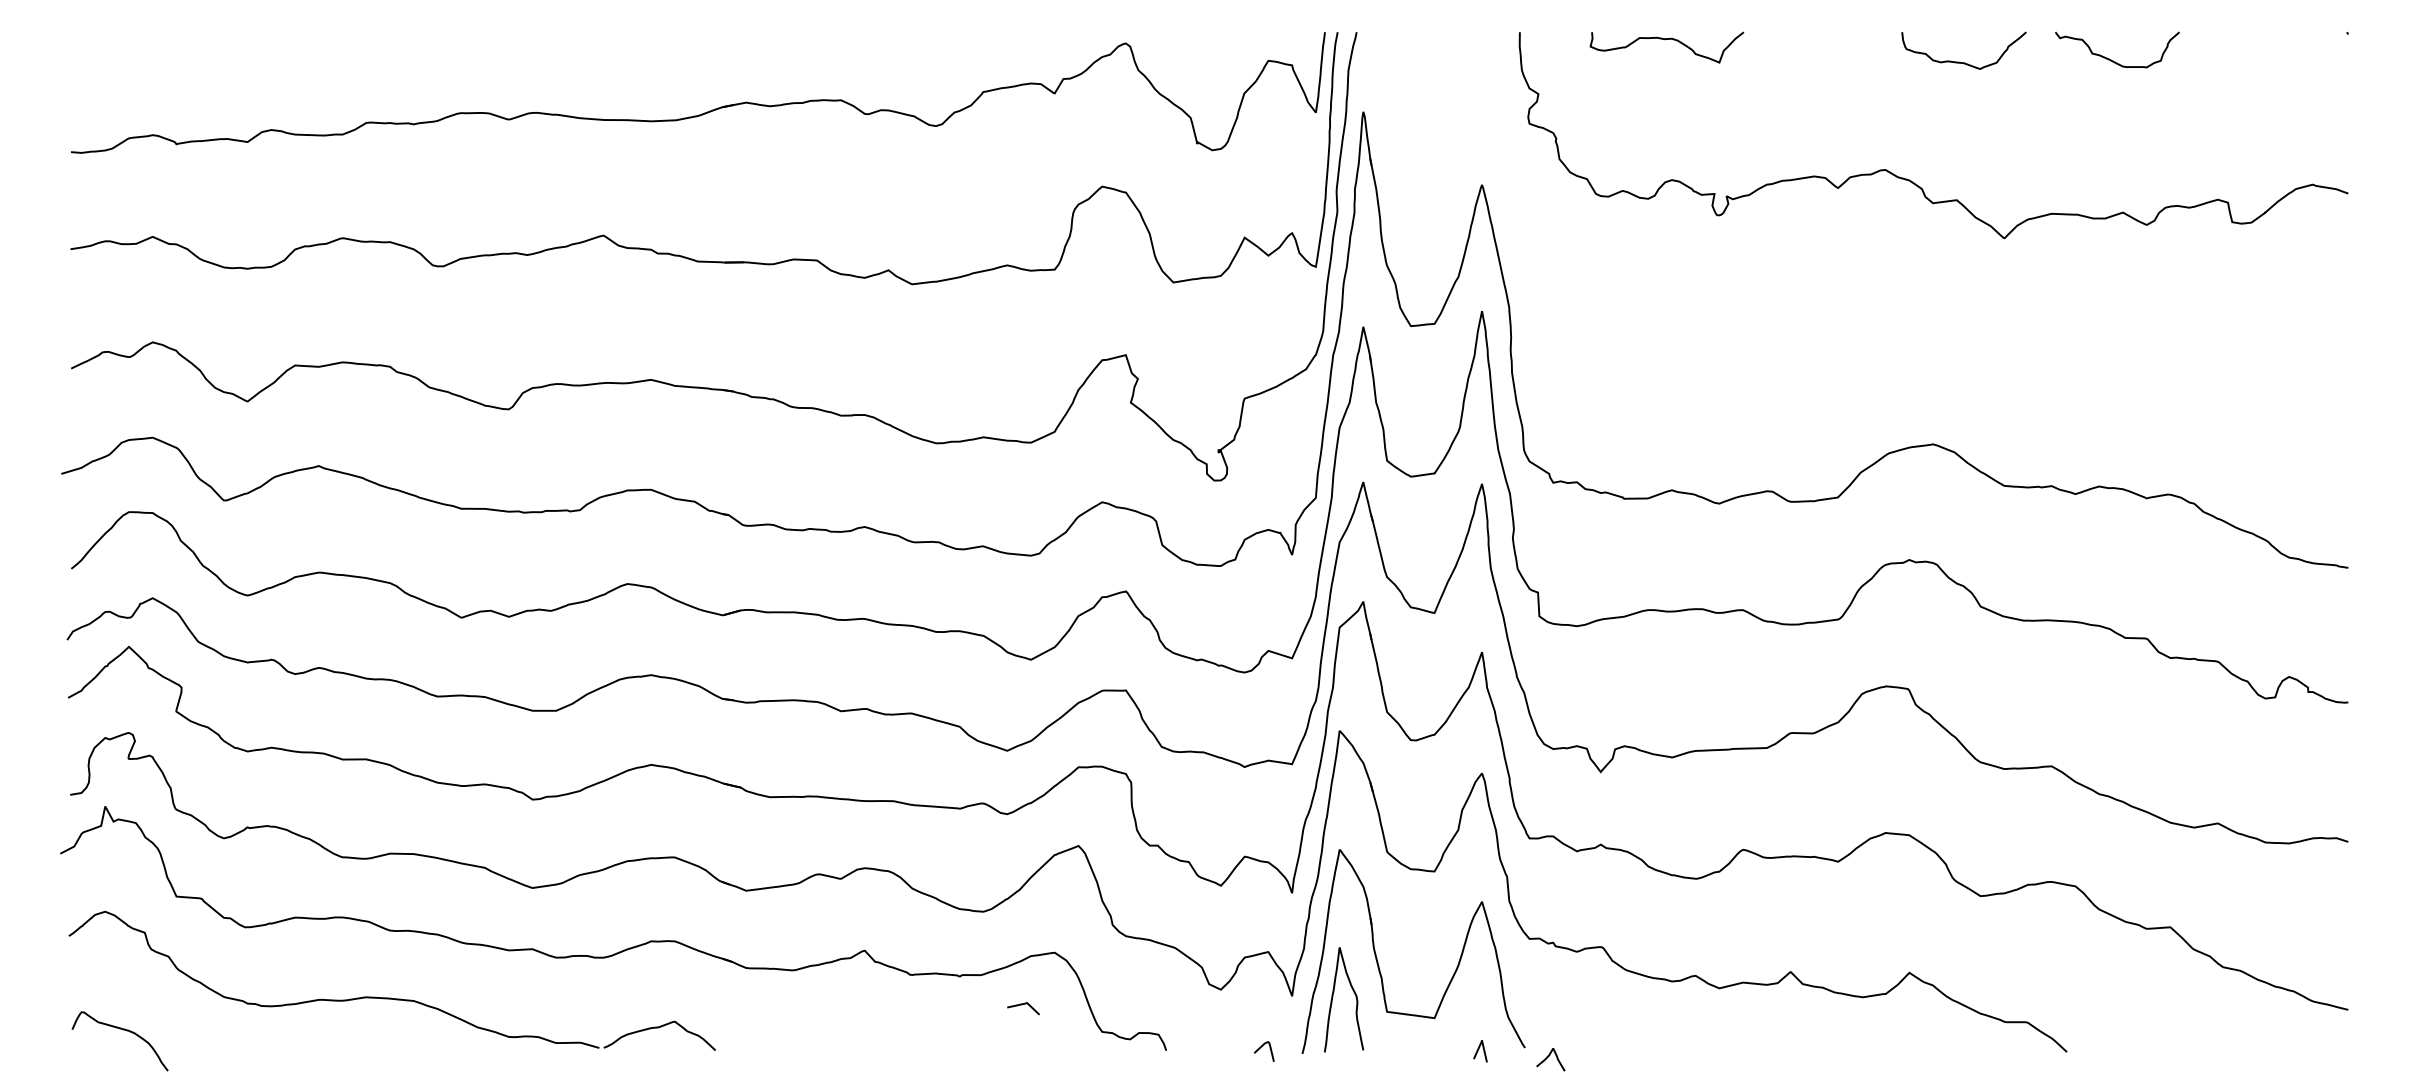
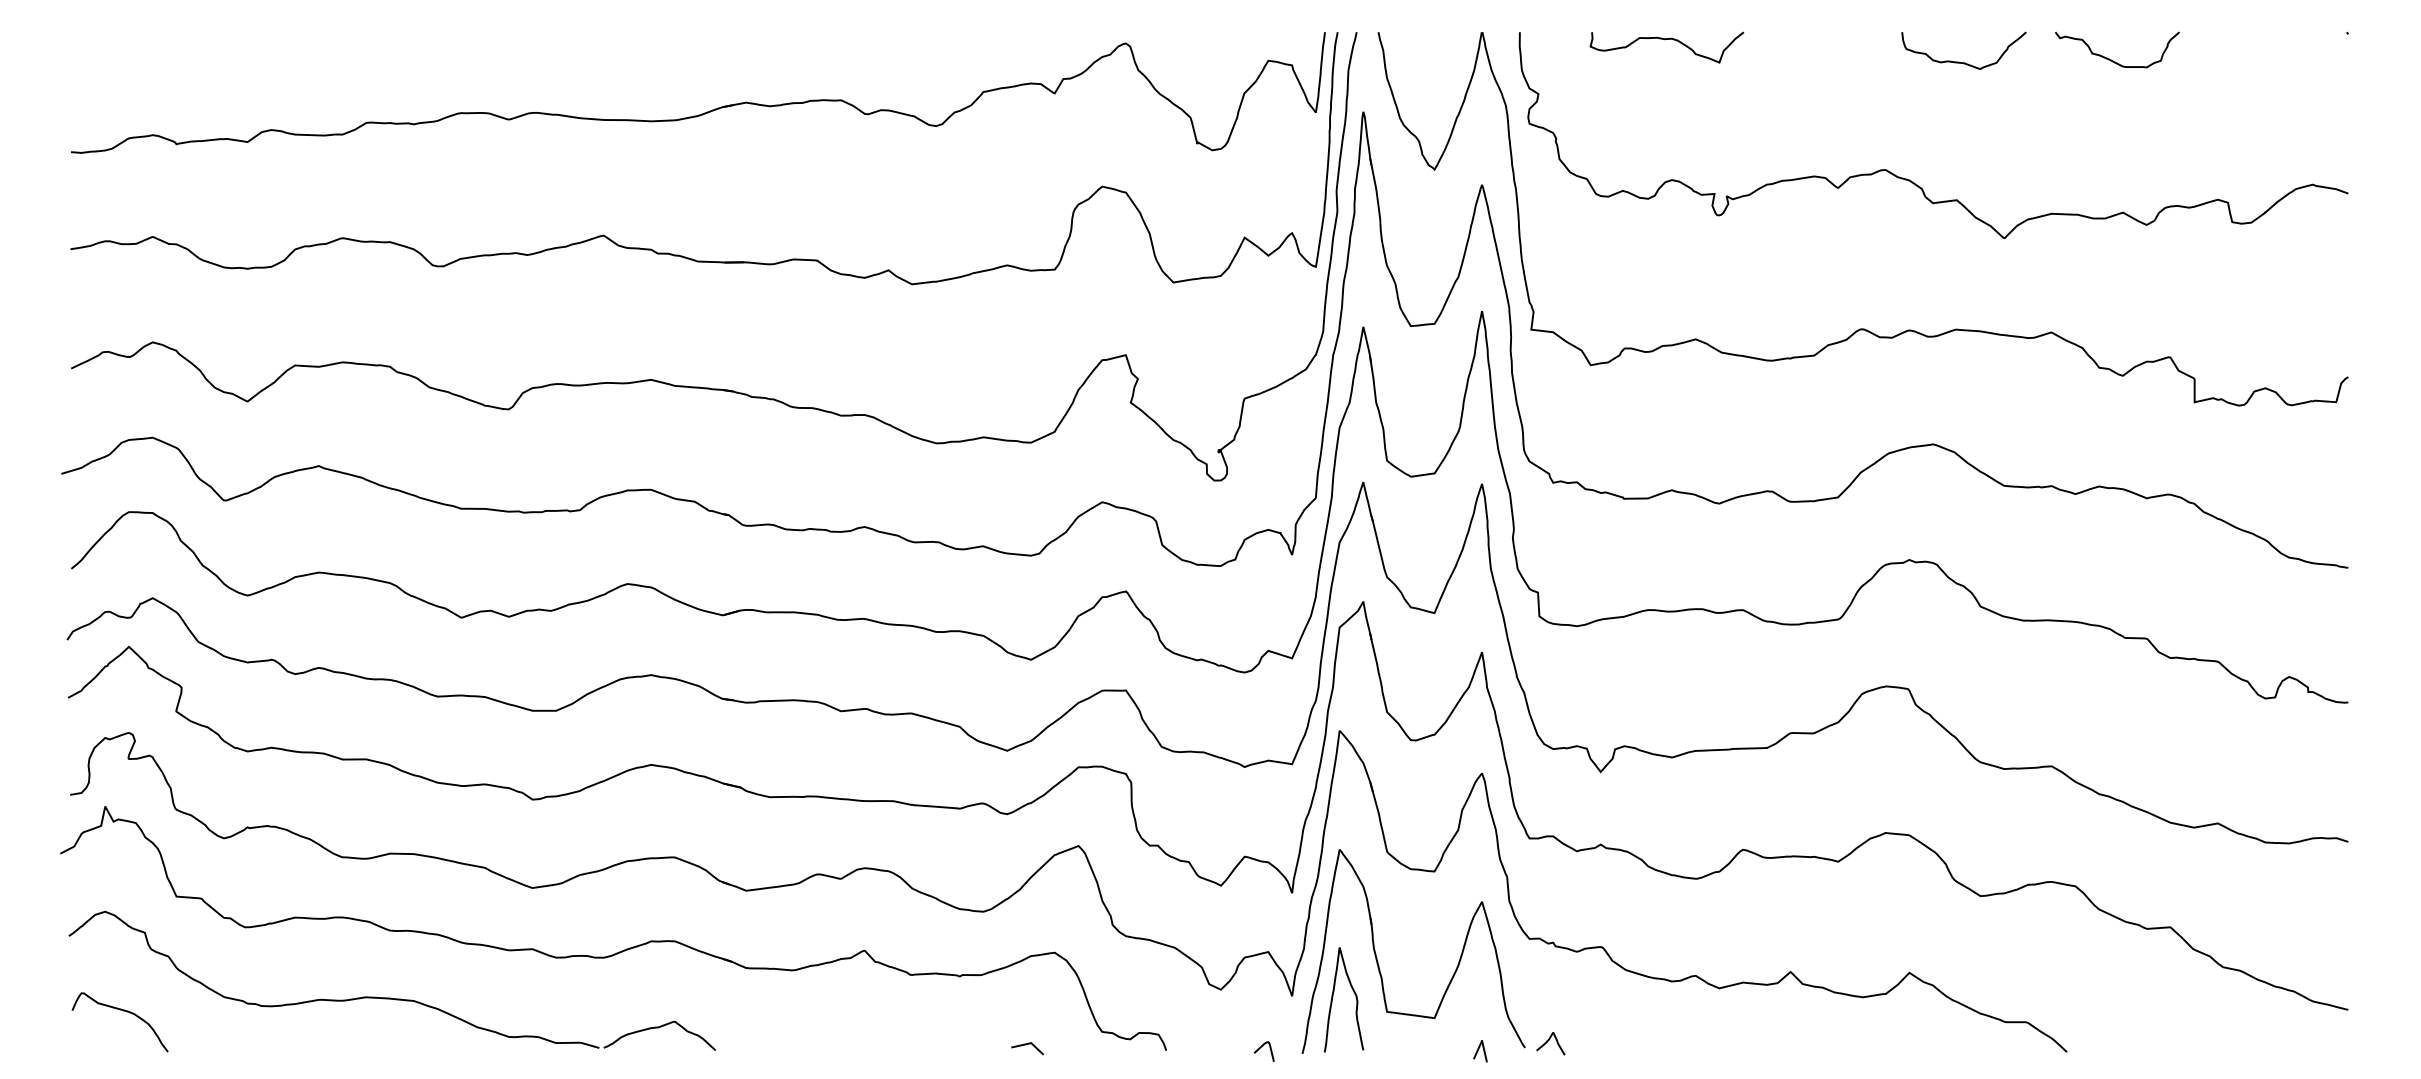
part: none -> present (1862, 328)
curve position: (1022, 1005) -> (1026, 1045) (1026, 1045)
curve position: (123, 1030) -> (123, 1011) (123, 1011)
curve position: (1548, 1057) -> (1548, 1041) (1548, 1041)
